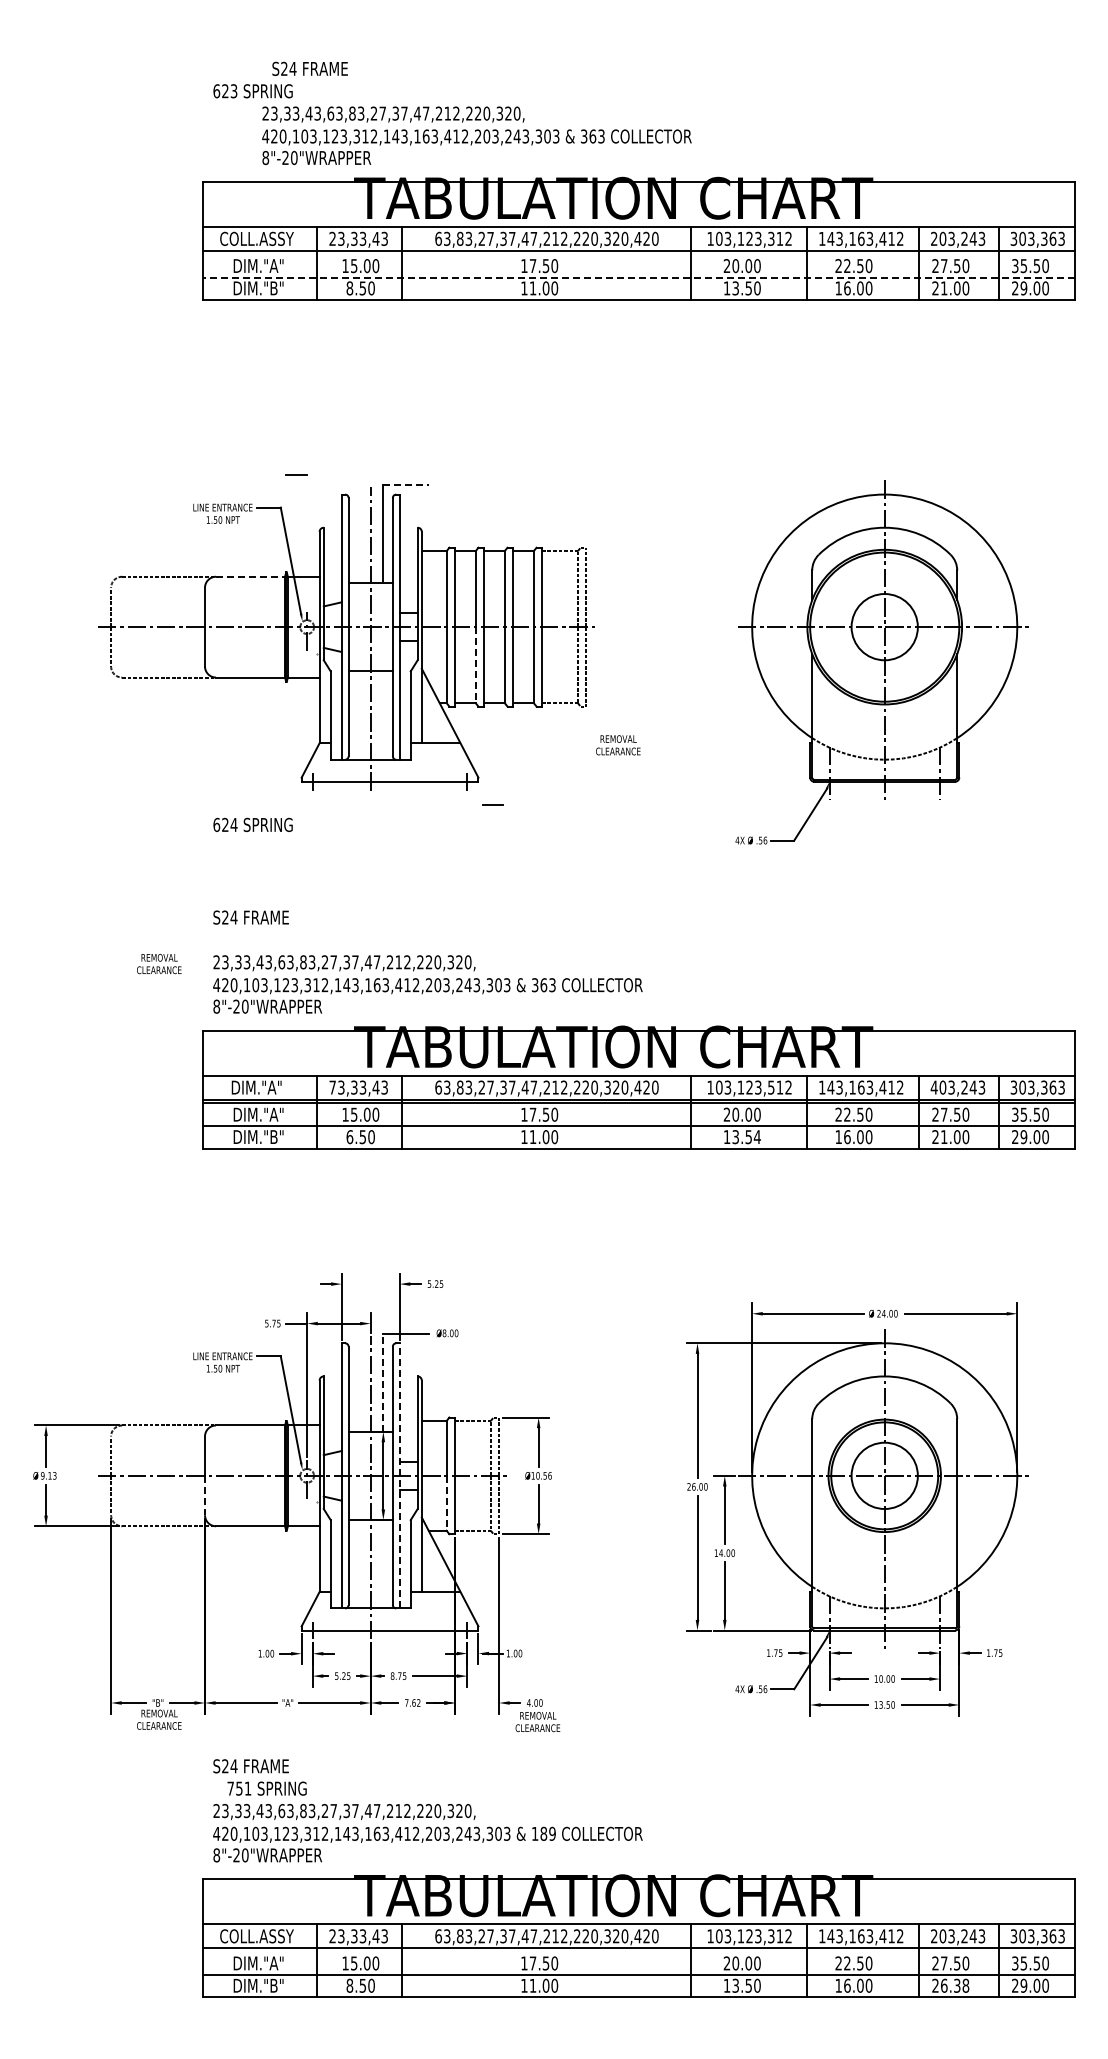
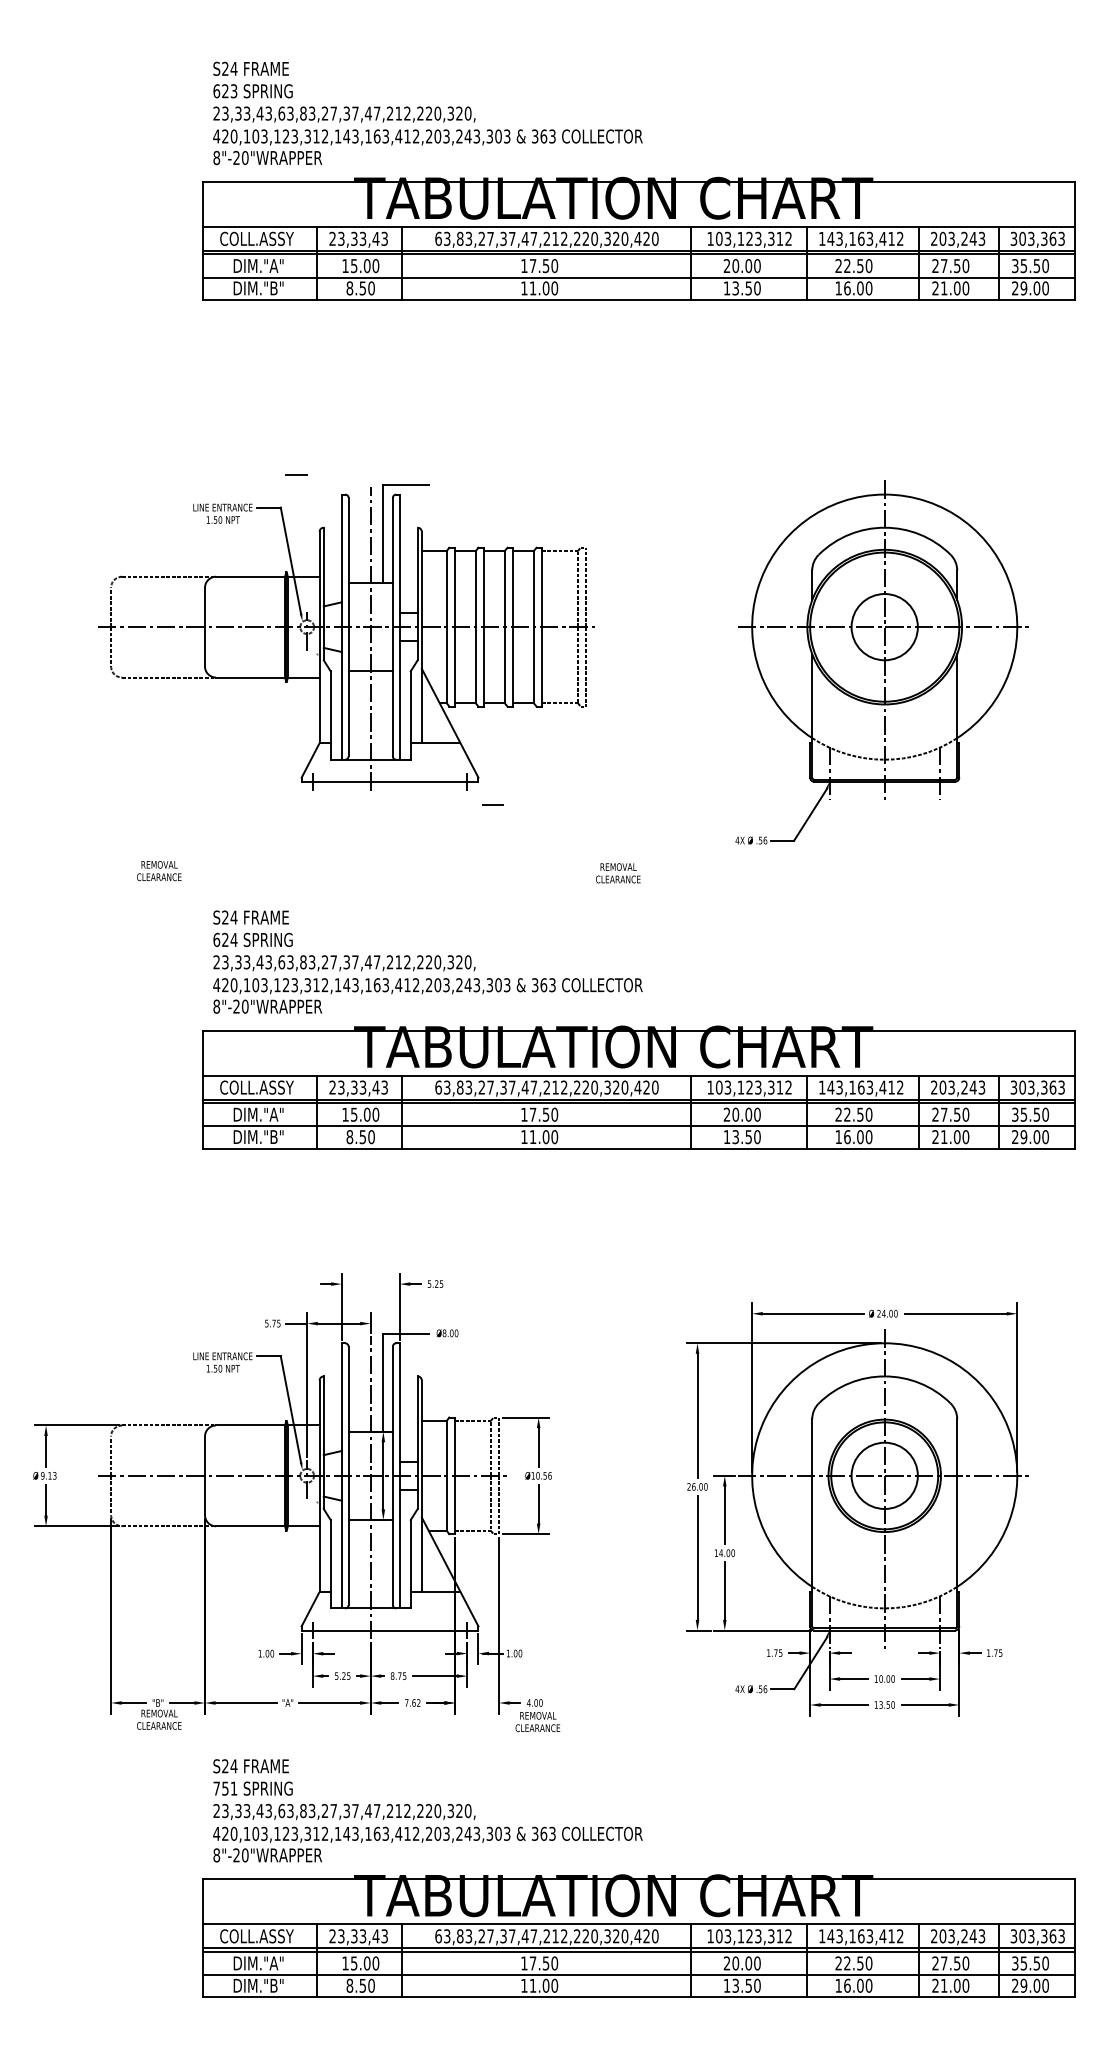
text position: (309, 68) -> (250, 68) (250, 68)
text position: (476, 135) -> (427, 135) (427, 135)
line: none -> present (638, 254)
line: dashed -> solid (638, 277)
line: dashed -> solid (405, 485)
line: dashed -> solid (250, 576)
line: dashed -> solid (475, 665)
text position: (618, 745) -> (618, 873) (618, 873)
text position: (252, 824) -> (252, 939) (252, 939)
text position: (159, 964) -> (159, 871) (159, 871)
text: 103,123,512 -> 103,123,312 (771, 1086)
text: DIM."A" -> COLL.ASSY (256, 1087)
text: 73,33,43 -> 23,33,43 (332, 1087)
text: 403,243 -> 203,243 (933, 1087)
text: 6.50 -> 8.50 (349, 1136)
text: 13.54 -> 13.50 (756, 1137)
line: dashed -> solid (383, 1382)
line: dashed -> solid (399, 1475)
line: dashed -> solid (205, 1495)
line: dashed -> solid (446, 1503)
text position: (266, 1788) -> (252, 1788) (252, 1788)
text: 189 -> 363 (543, 1833)
line: none -> present (638, 1951)
text: 26.38 -> 21.00 (955, 1985)
